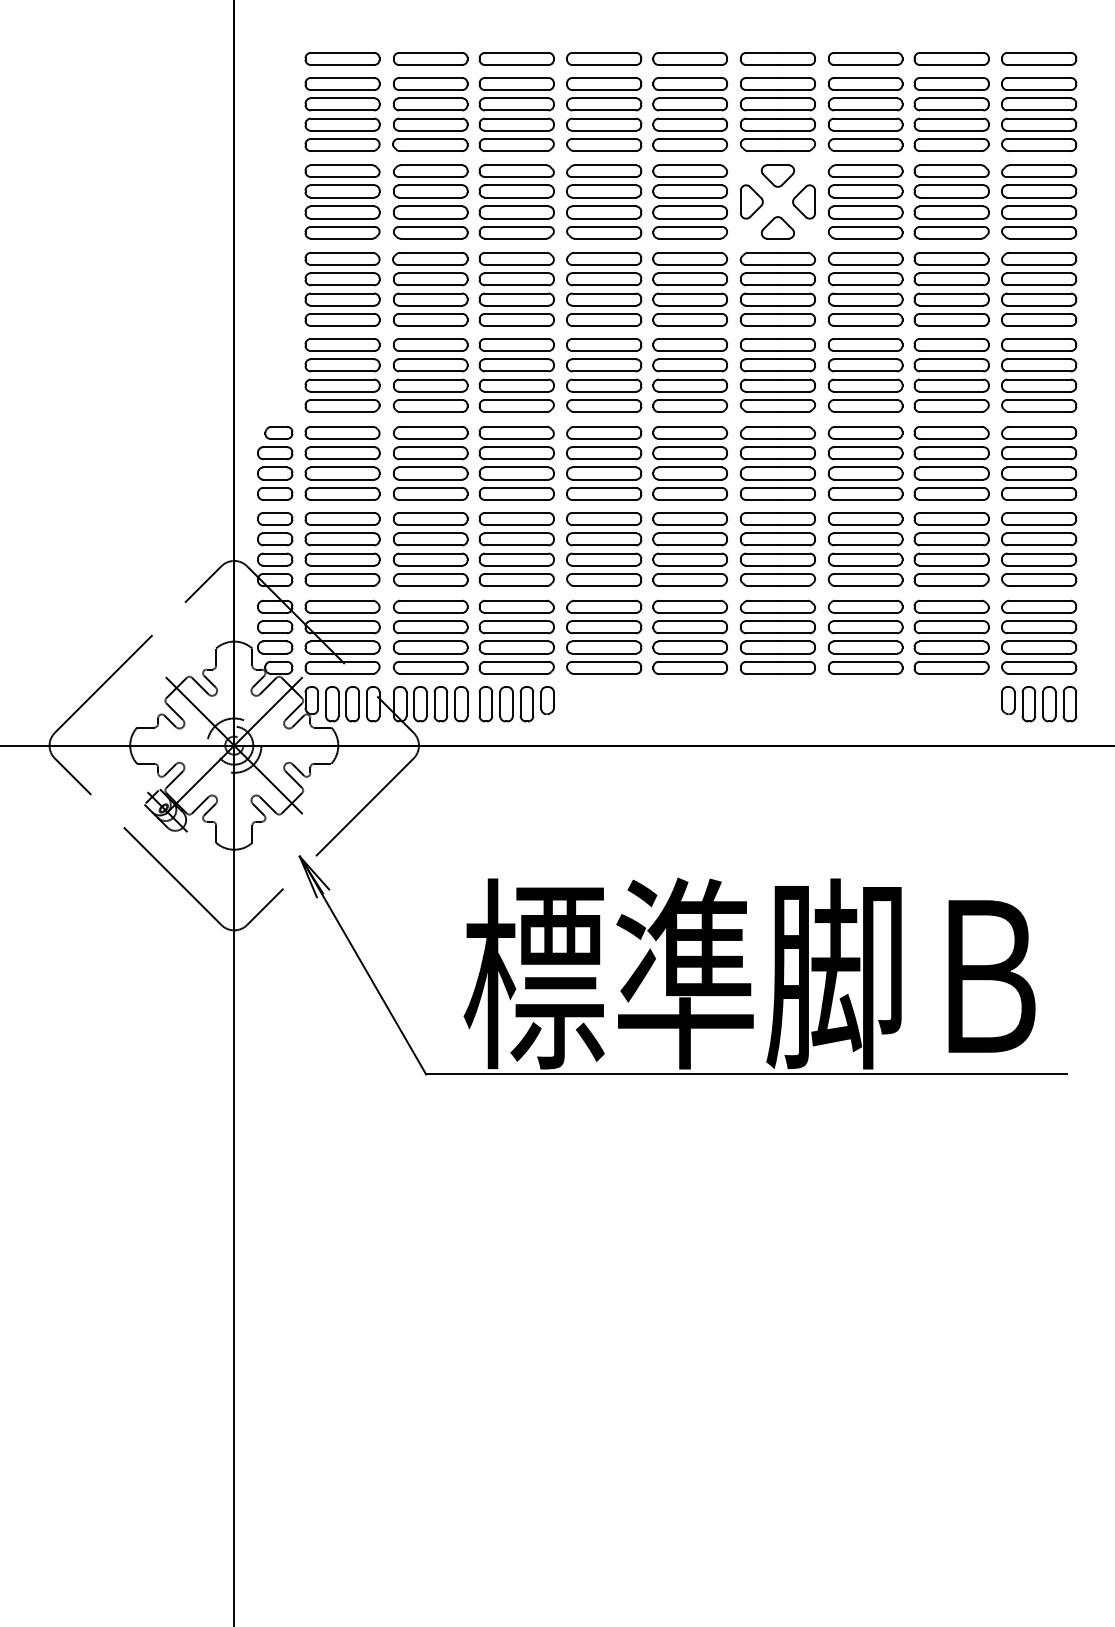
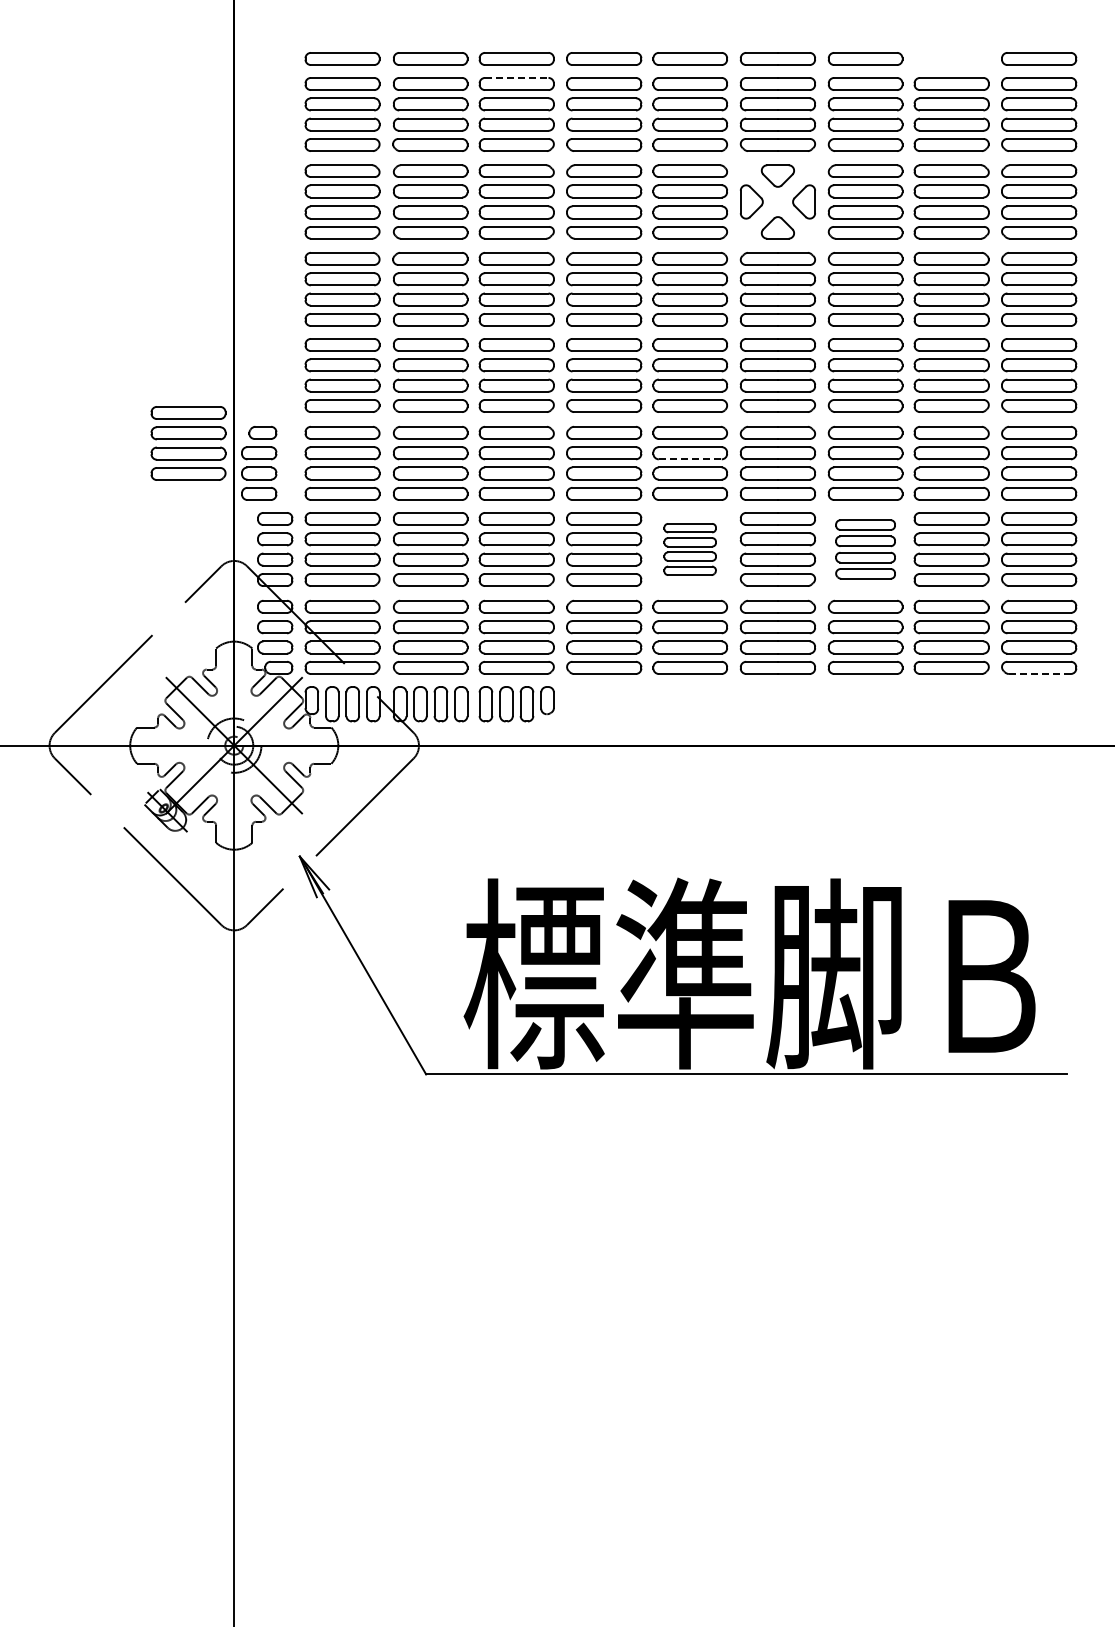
part: present -> none (951, 58)
line: solid -> dashed (516, 77)
part: none -> present (188, 443)
line: solid -> dashed (690, 459)
part position: (275, 463) -> (259, 463) (259, 463)
part size: 76x75 px -> 54x53 px (689, 549)
part size: 77x75 px -> 61x61 px (865, 549)
line: solid -> dashed (1039, 673)
part: present -> none (1039, 704)
